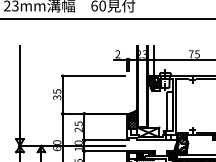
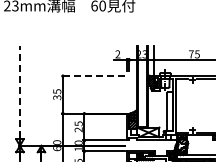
line: present -> none (107, 19)
line: solid -> dashed (93, 76)
line: solid -> dashed (19, 91)
